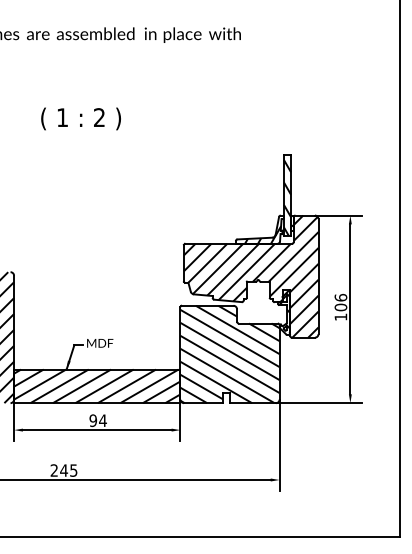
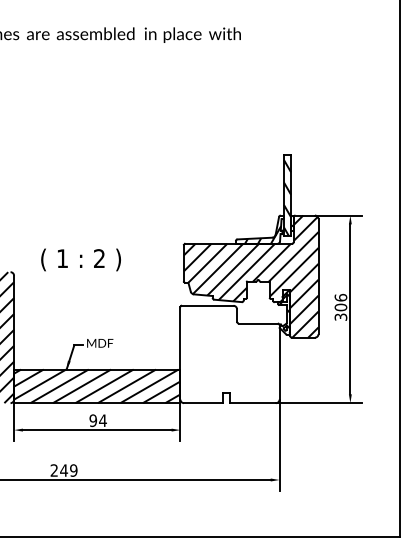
text position: (80, 118) -> (80, 259) (80, 259)
text: 106 -> 306 (340, 316)
hatch: present -> none (229, 354)
text: 245 -> 249 (73, 470)
